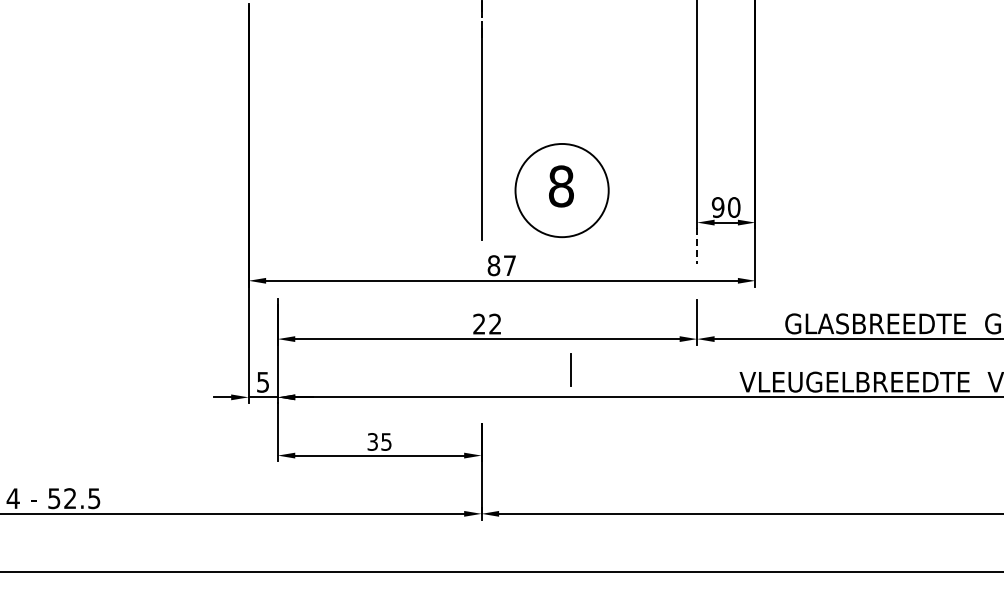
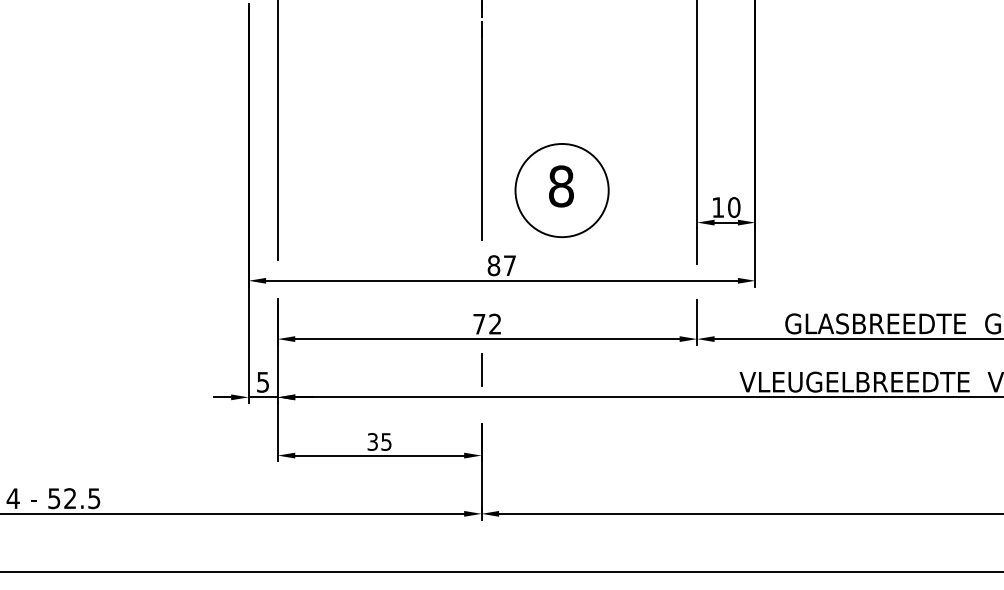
line: none -> present (277, 131)
text: 90 -> 10 (717, 207)
line: dashed -> solid (697, 246)
text: 22 -> 72 (479, 323)
line position: (570, 369) -> (481, 369) (481, 369)
